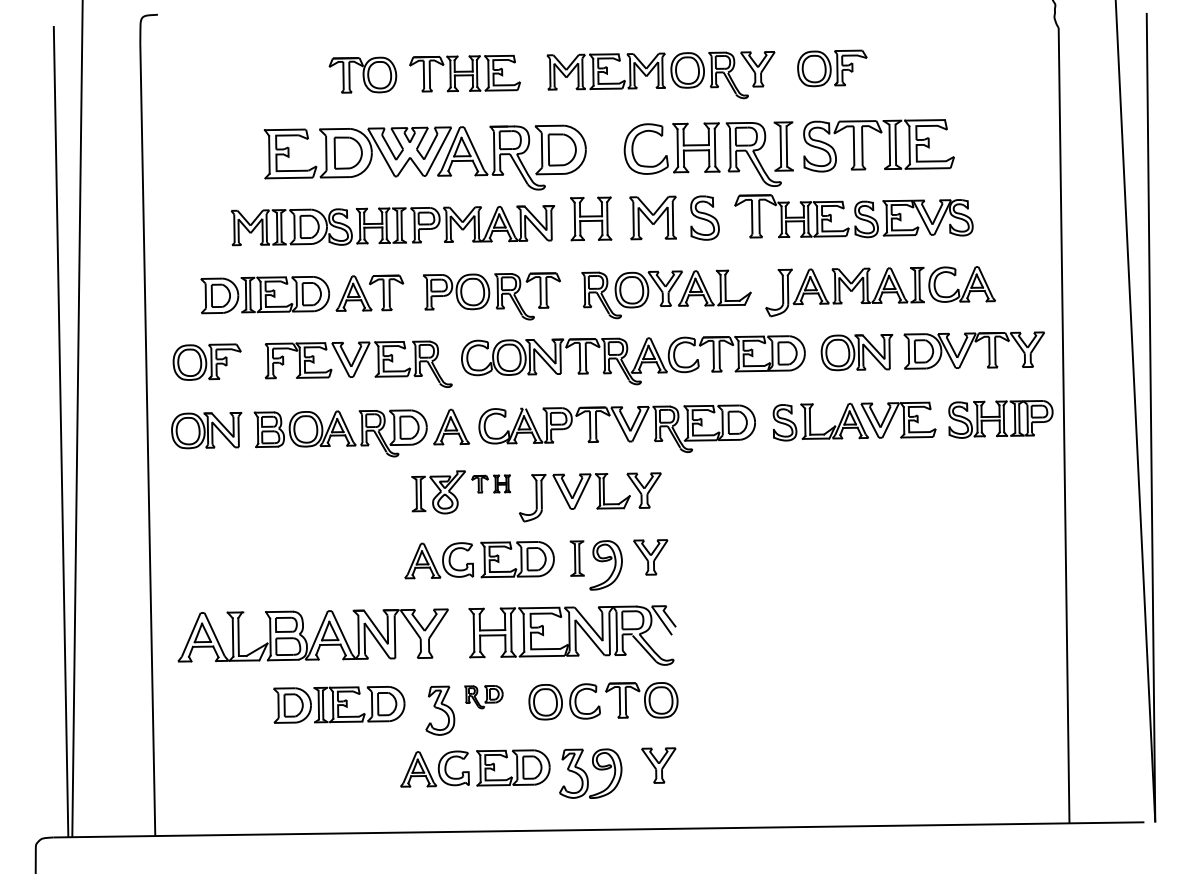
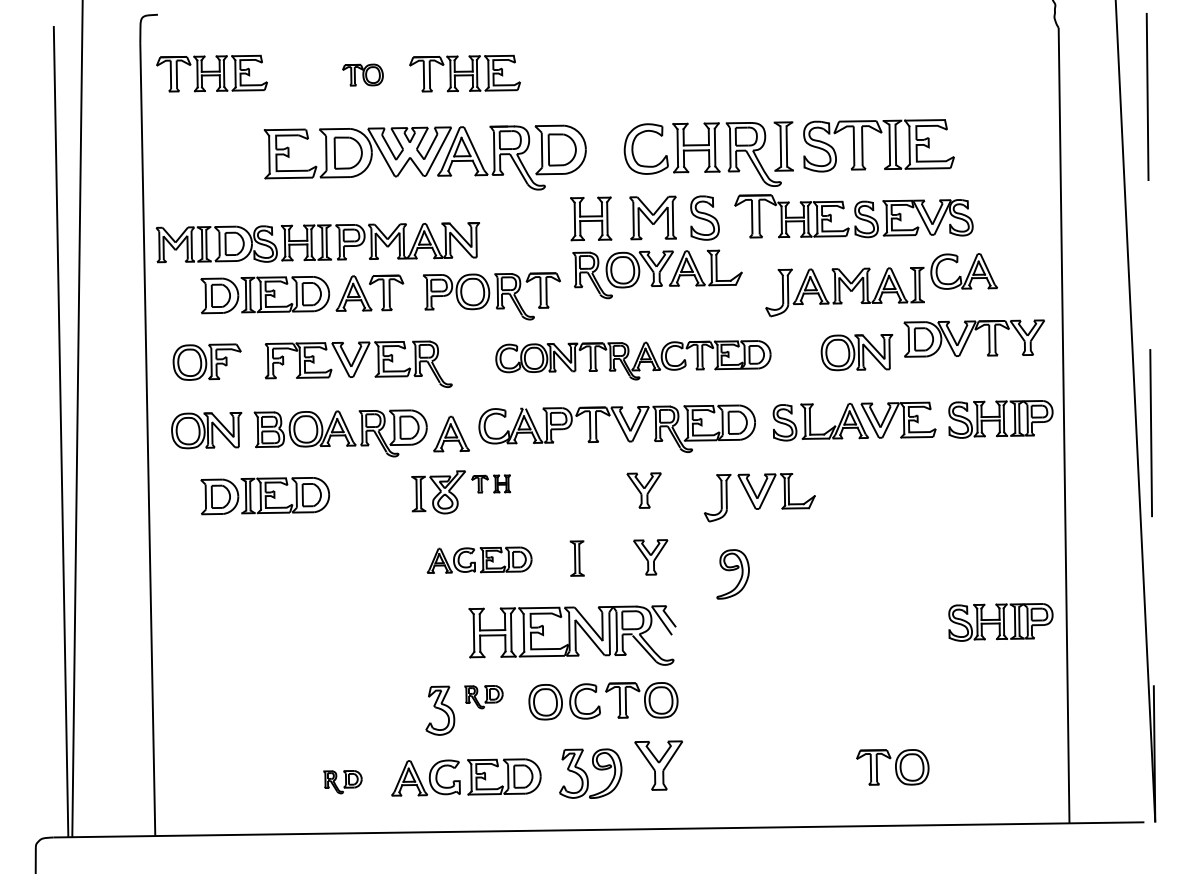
part: present -> none (832, 68)
part: none -> present (211, 73)
part size: 70x38 px -> 42x24 px (362, 74)
part: present -> none (660, 75)
part position: (392, 225) -> (317, 242) (317, 242)
part position: (961, 284) -> (963, 271) (963, 271)
part position: (666, 294) -> (657, 274) (657, 274)
part position: (973, 350) -> (973, 338) (973, 338)
part size: 345x51 px -> 277x41 px (633, 360)
line: solid -> dashed (1151, 417)
part position: (451, 426) -> (451, 433) (451, 433)
part: none -> present (264, 496)
part position: (574, 497) -> (759, 497) (759, 497)
part size: 151x39 px -> 107x28 px (479, 559)
part position: (605, 565) -> (732, 574) (732, 574)
part: none -> present (1000, 622)
part: present -> none (312, 635)
part: present -> none (339, 704)
part size: 36x37 px -> 49x51 px (658, 765)
part: none -> present (892, 767)
part position: (475, 768) -> (466, 777) (466, 777)
part: none -> present (342, 782)
